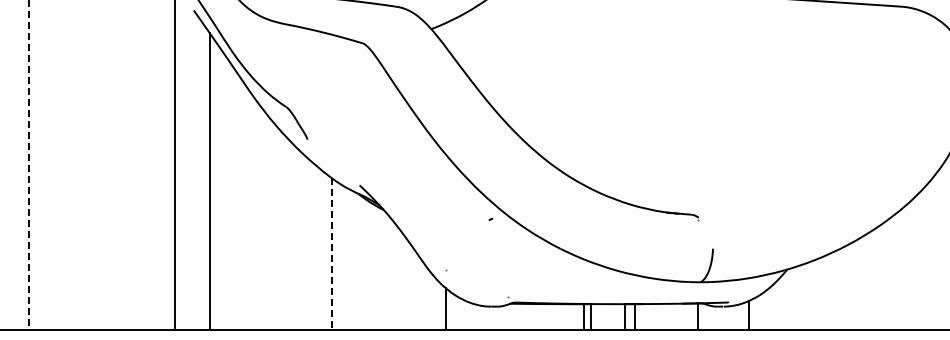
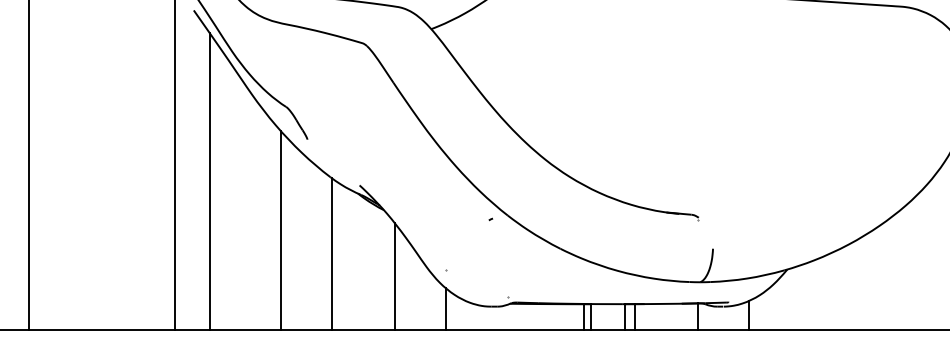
line: dashed -> solid (28, 165)
line: none -> present (280, 229)
line: dashed -> solid (331, 253)
line: none -> present (394, 276)
